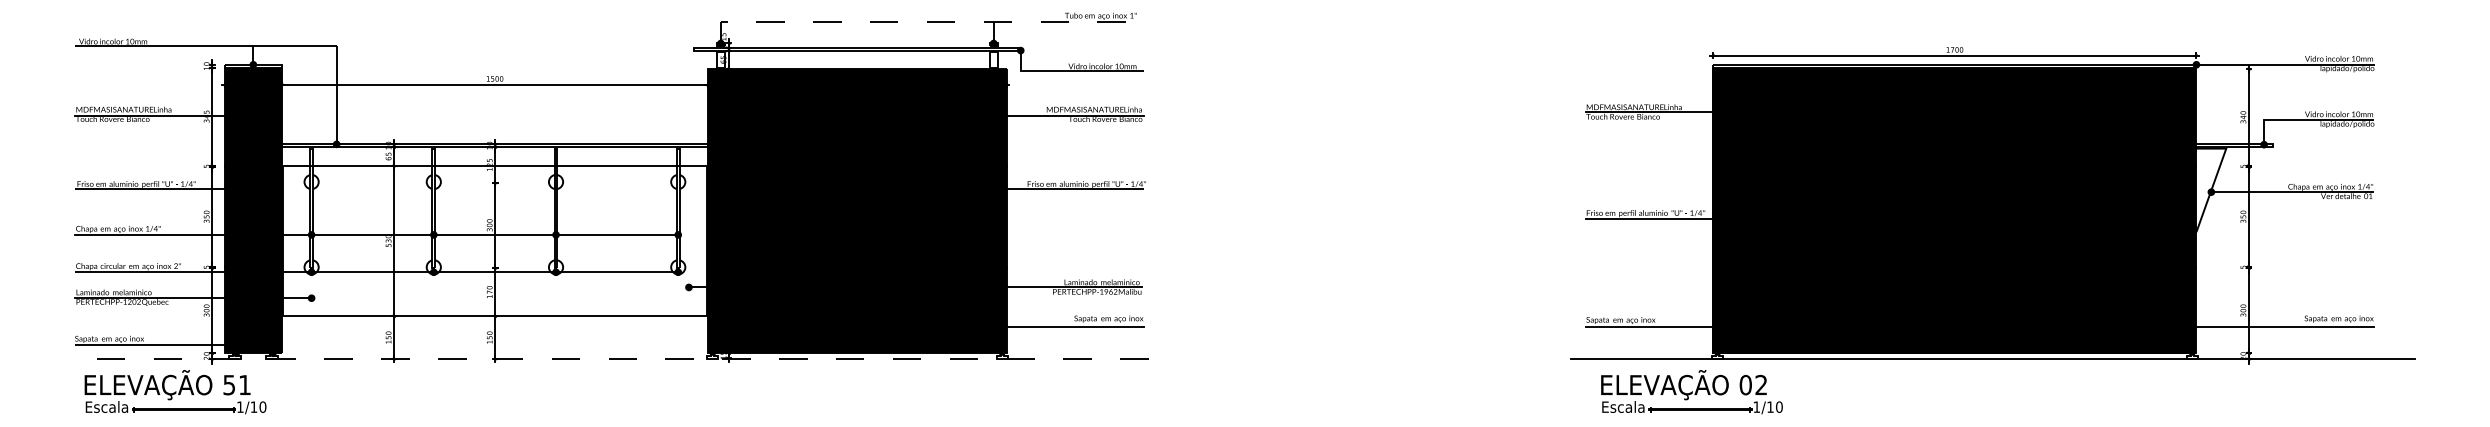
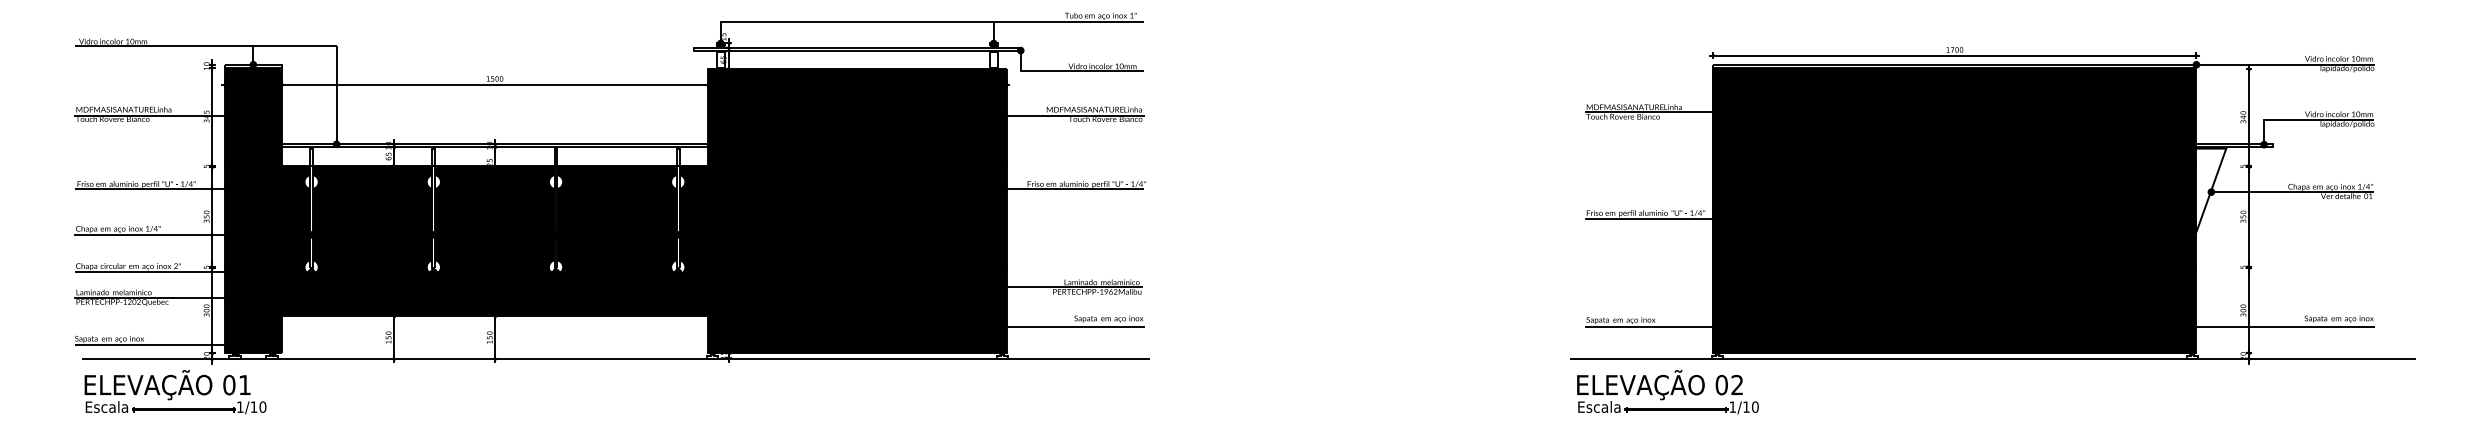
line: dashed -> solid (920, 22)
fill: none -> present (494, 240)
line: dashed -> solid (615, 358)
text: 51 -> 01 (229, 384)
part position: (1691, 392) -> (1667, 392) (1667, 392)
